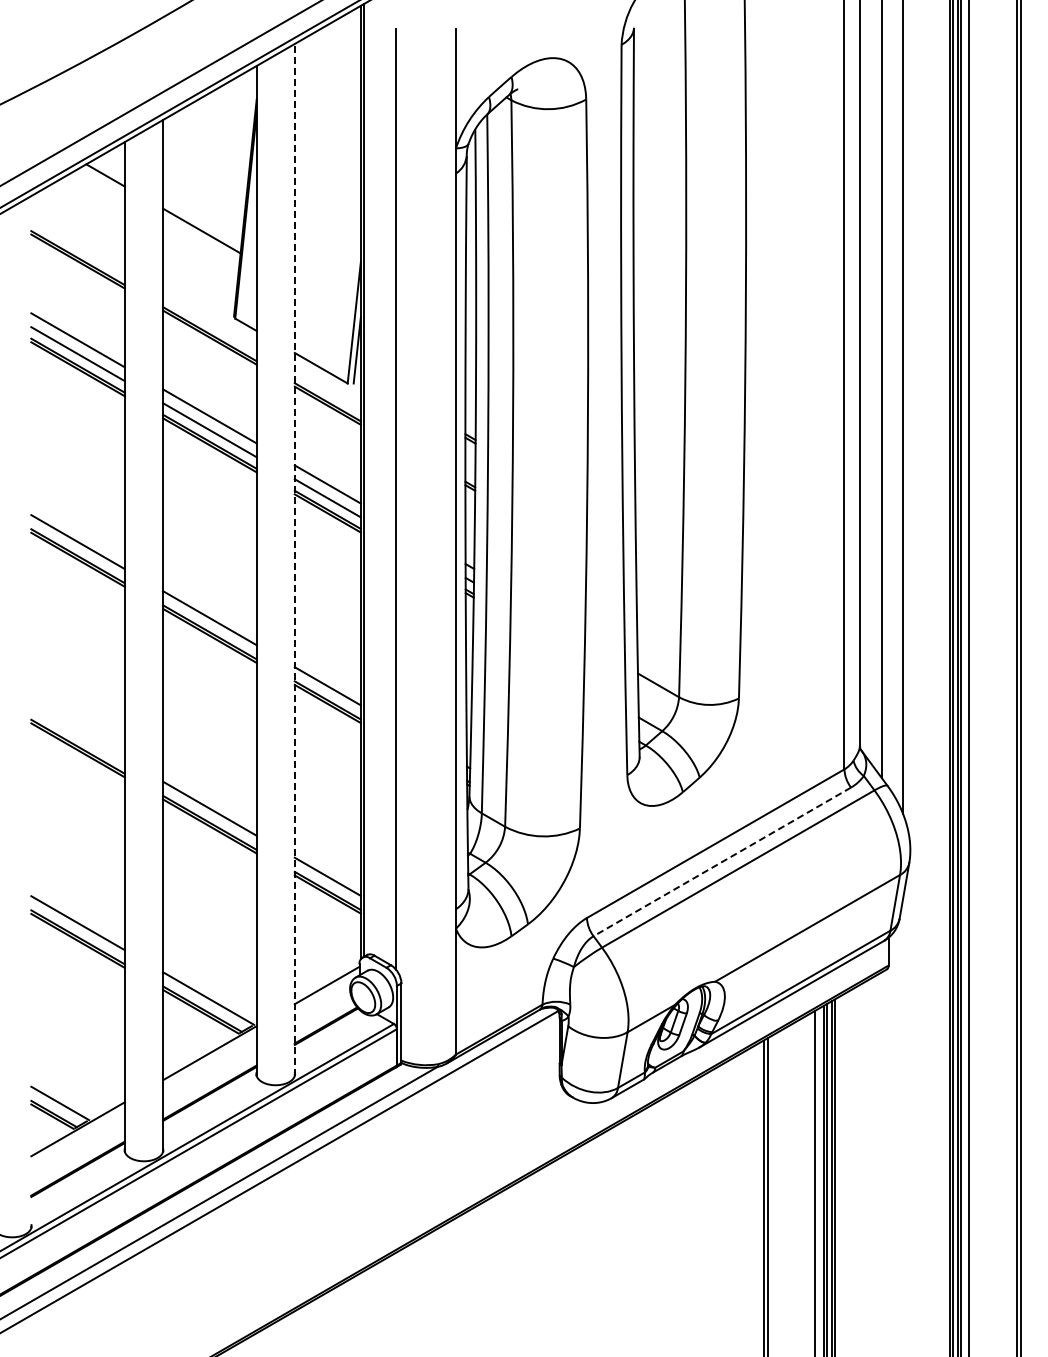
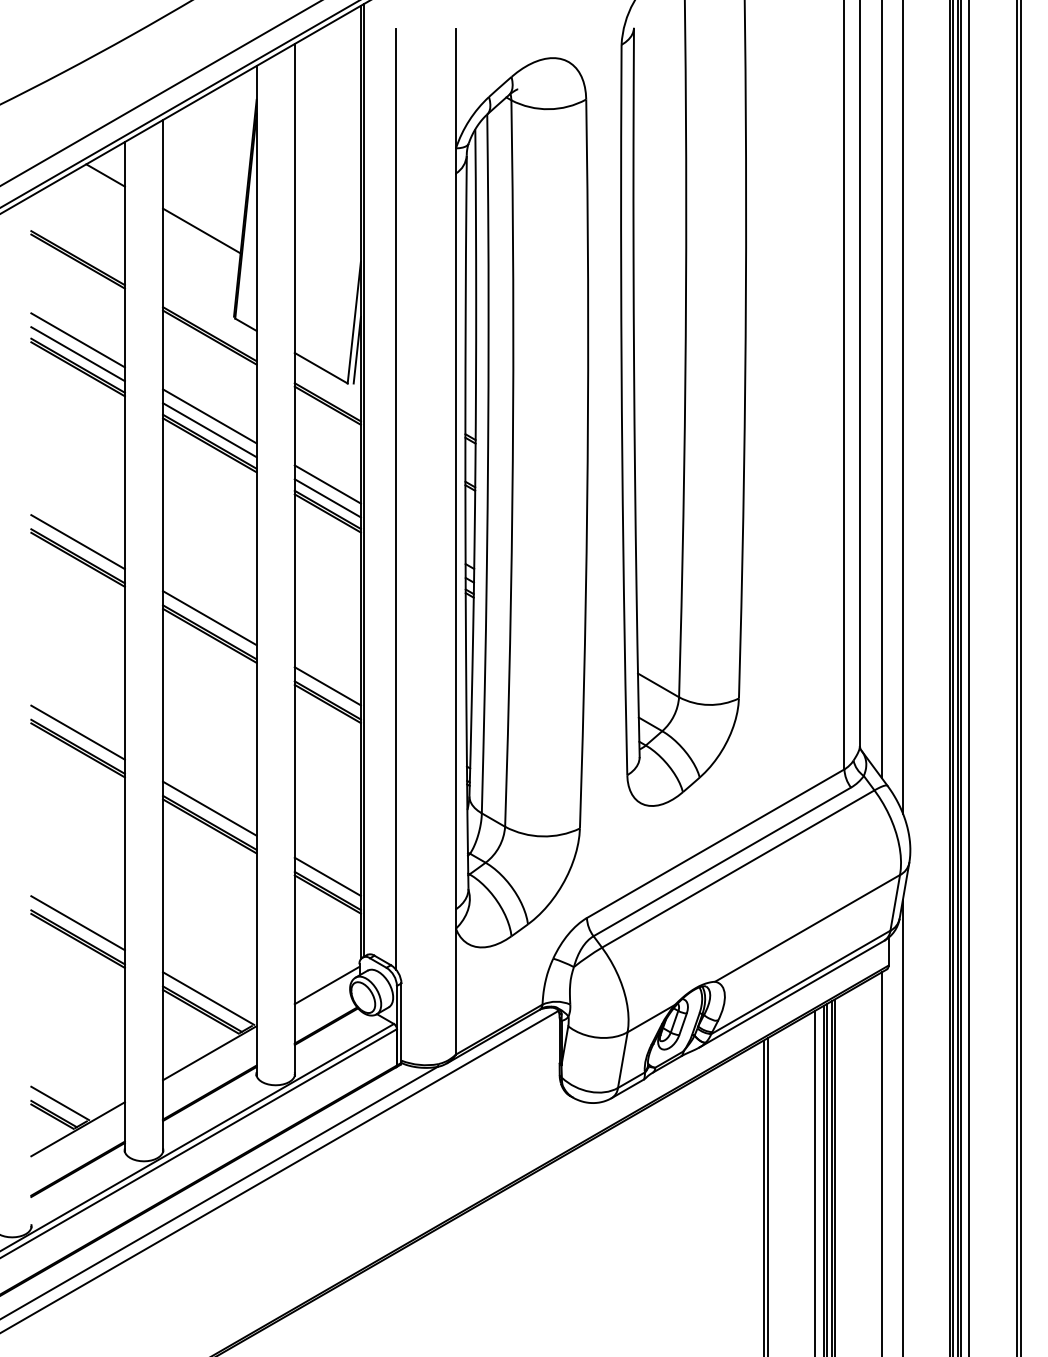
line: dashed -> solid (294, 559)
line: none -> present (77, 732)
line: dashed -> solid (722, 861)
line: none -> present (902, 1126)
line: none -> present (881, 1162)
